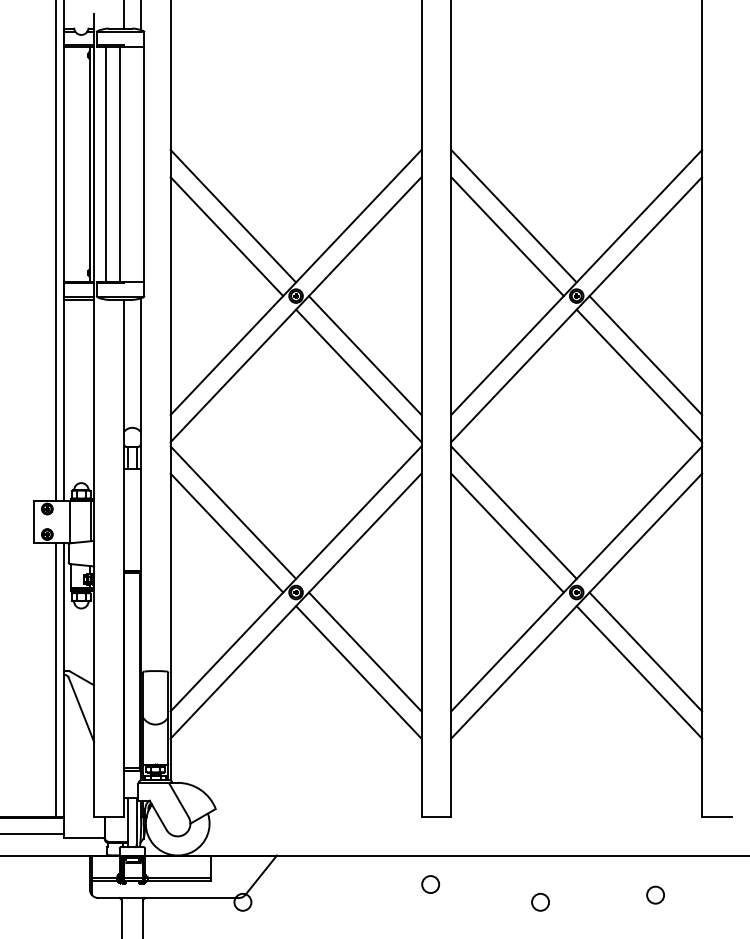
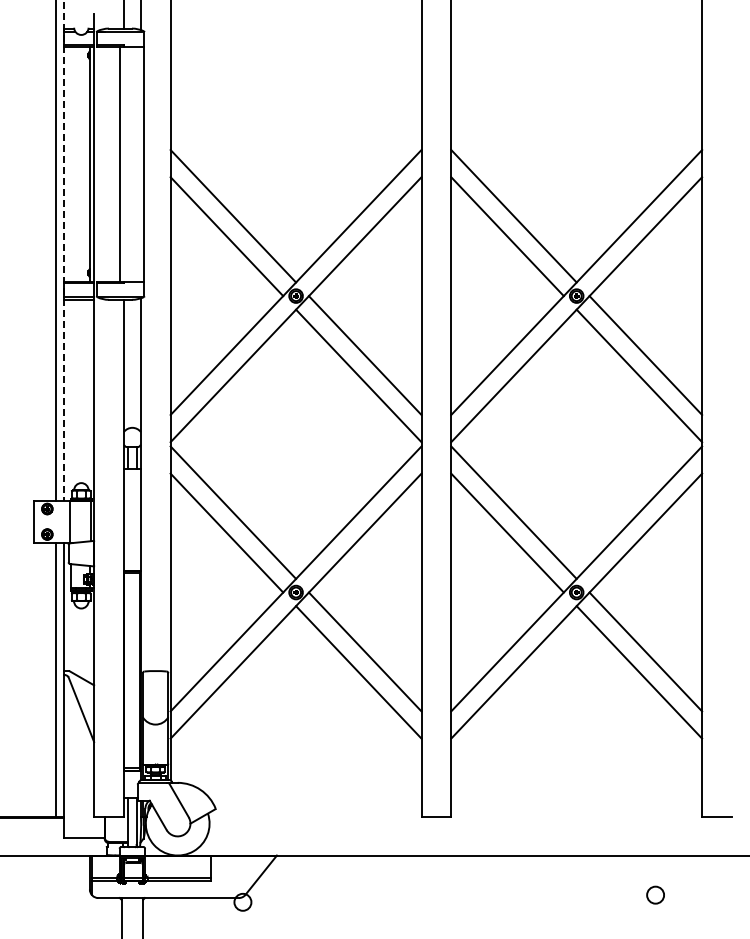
line: present -> none (106, 163)
line: solid -> dashed (64, 250)
line: present -> none (33, 833)
circle: present -> none (430, 884)
circle: present -> none (540, 901)
